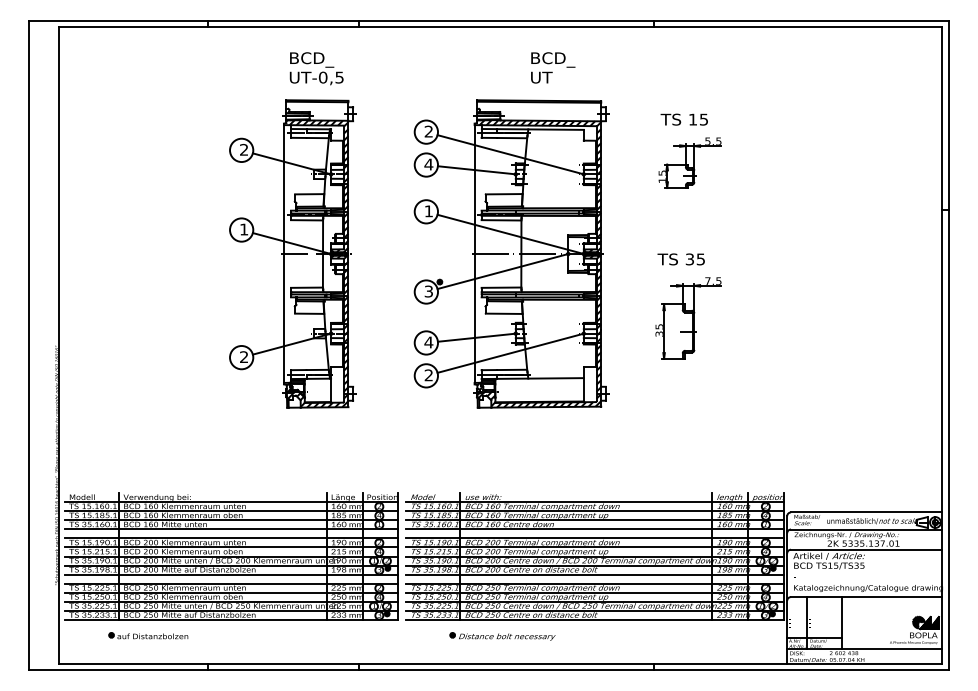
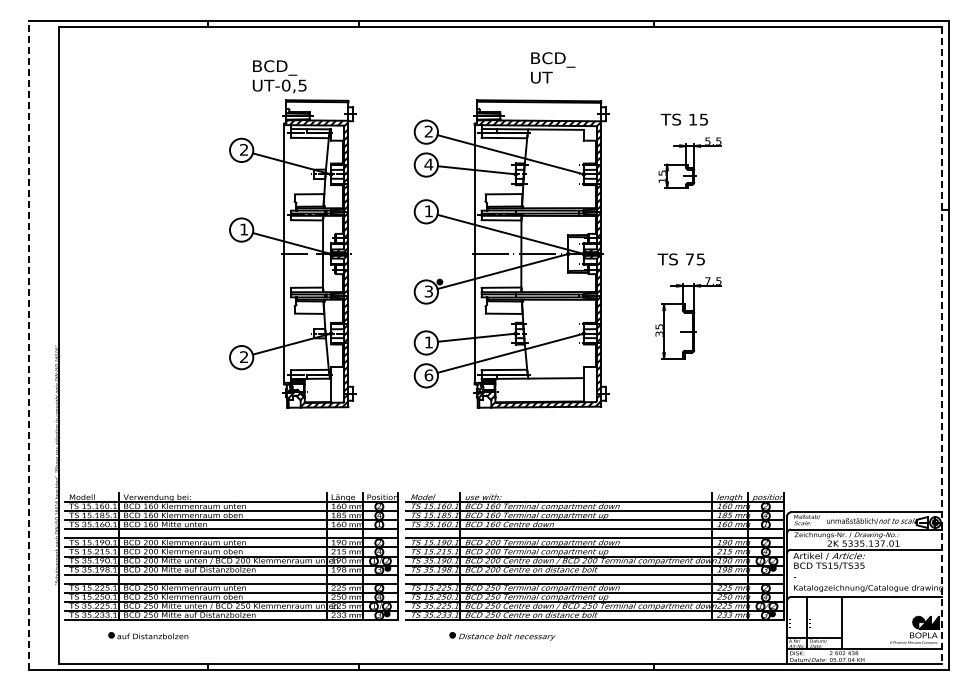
text position: (316, 68) -> (279, 76) (279, 76)
text: 35 -> 75 (689, 259)
text: 4 -> 1 (428, 342)
line: solid -> dashed (29, 345)
line: solid -> dashed (942, 345)
text: 2 -> 6 (428, 375)
